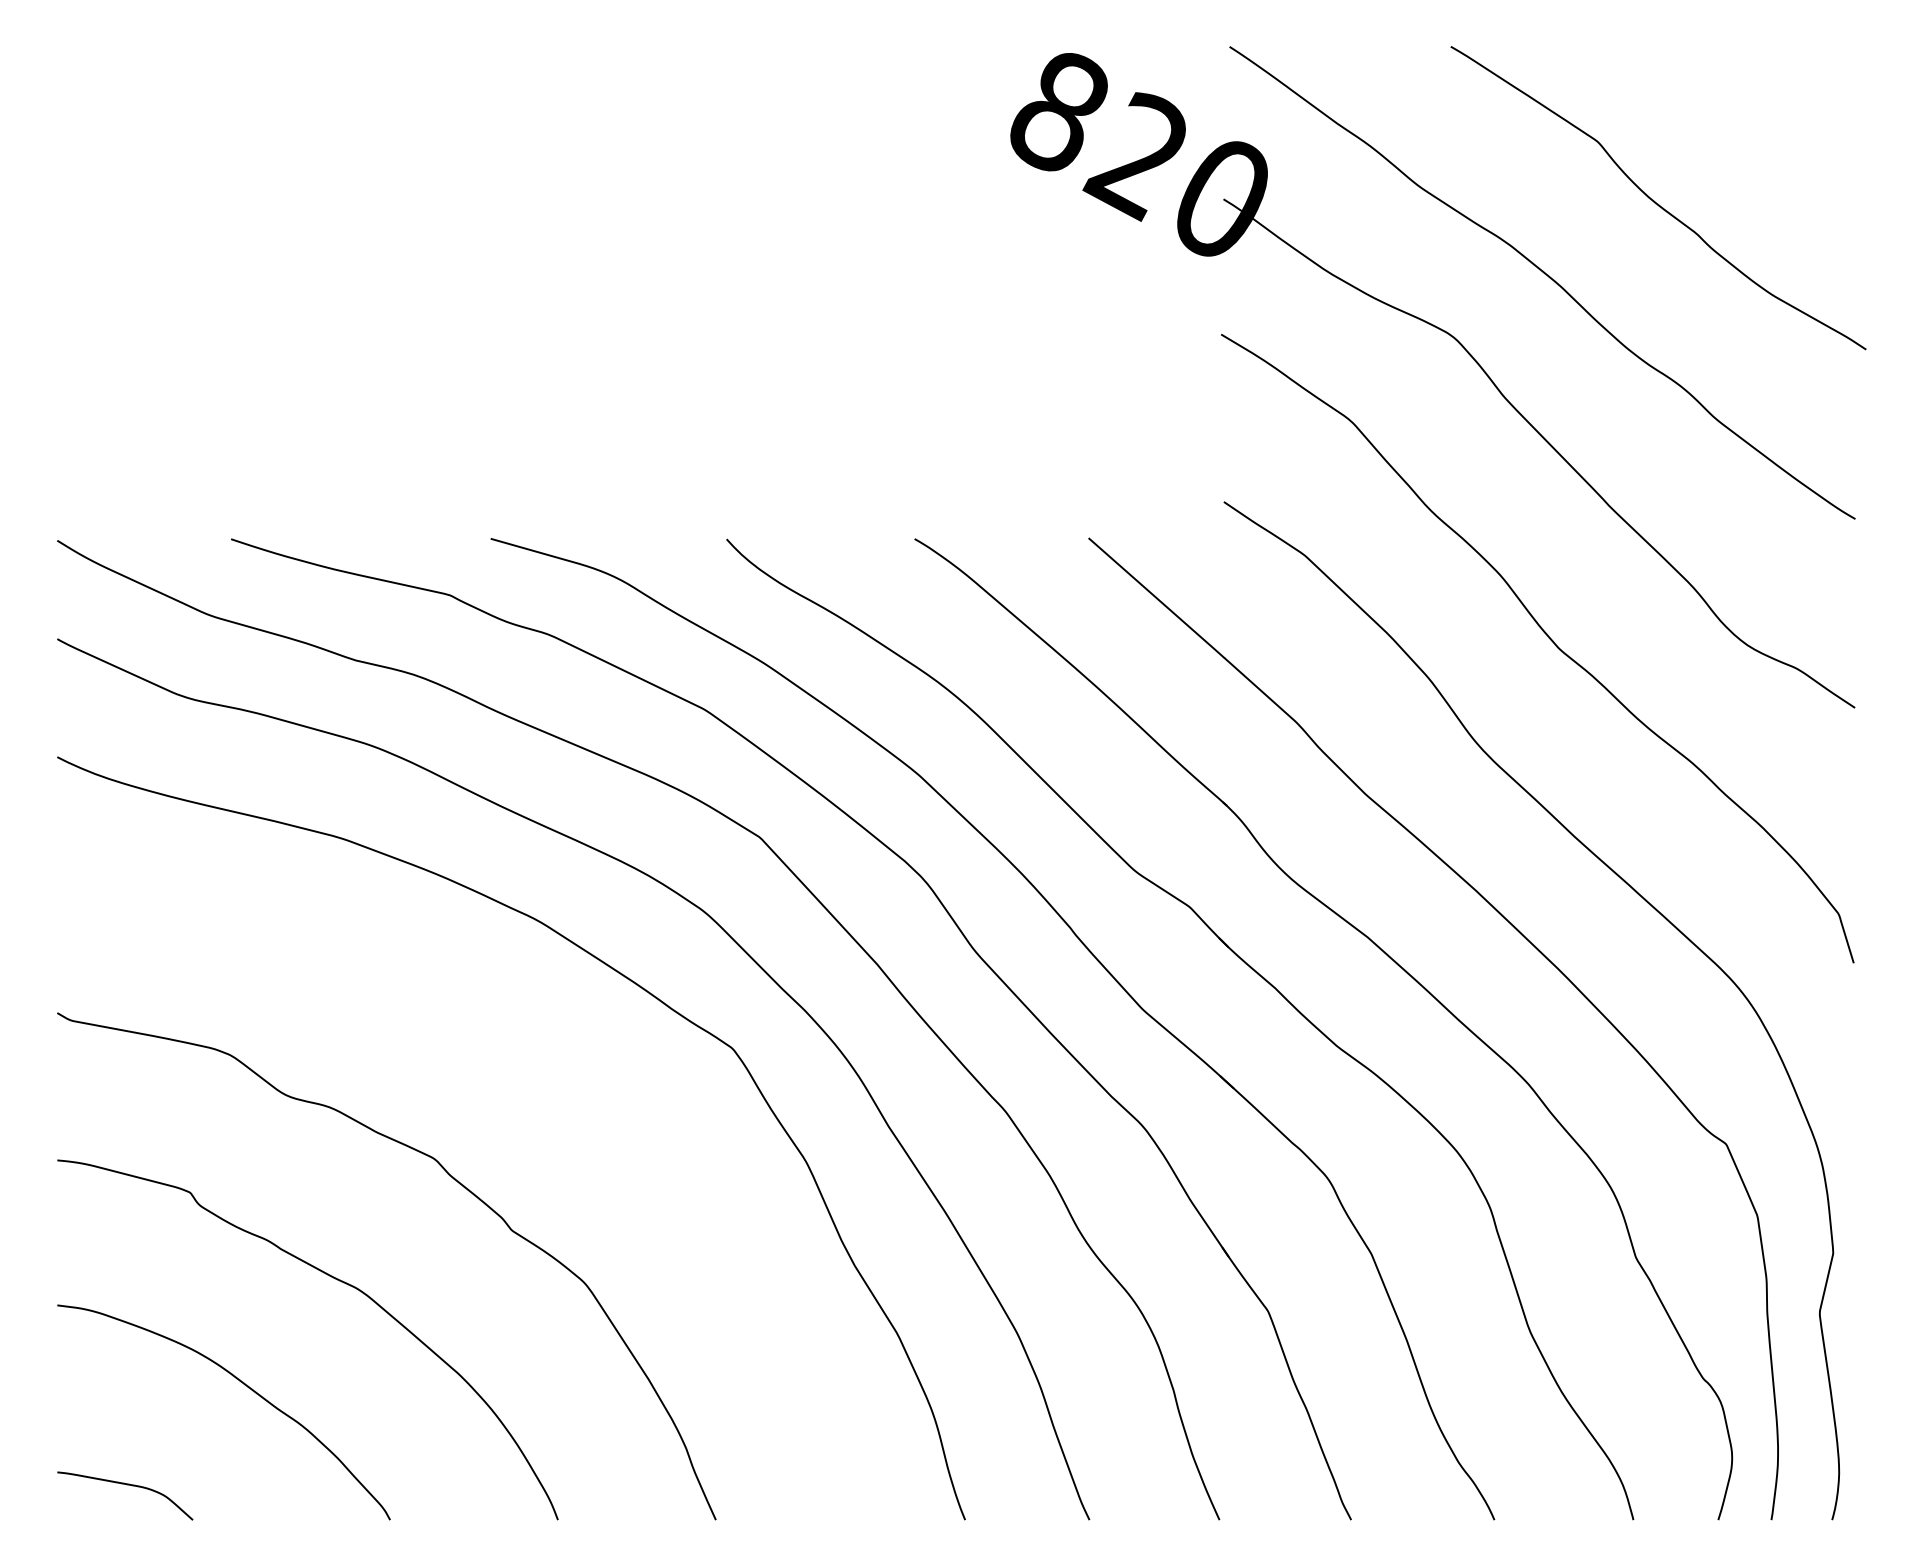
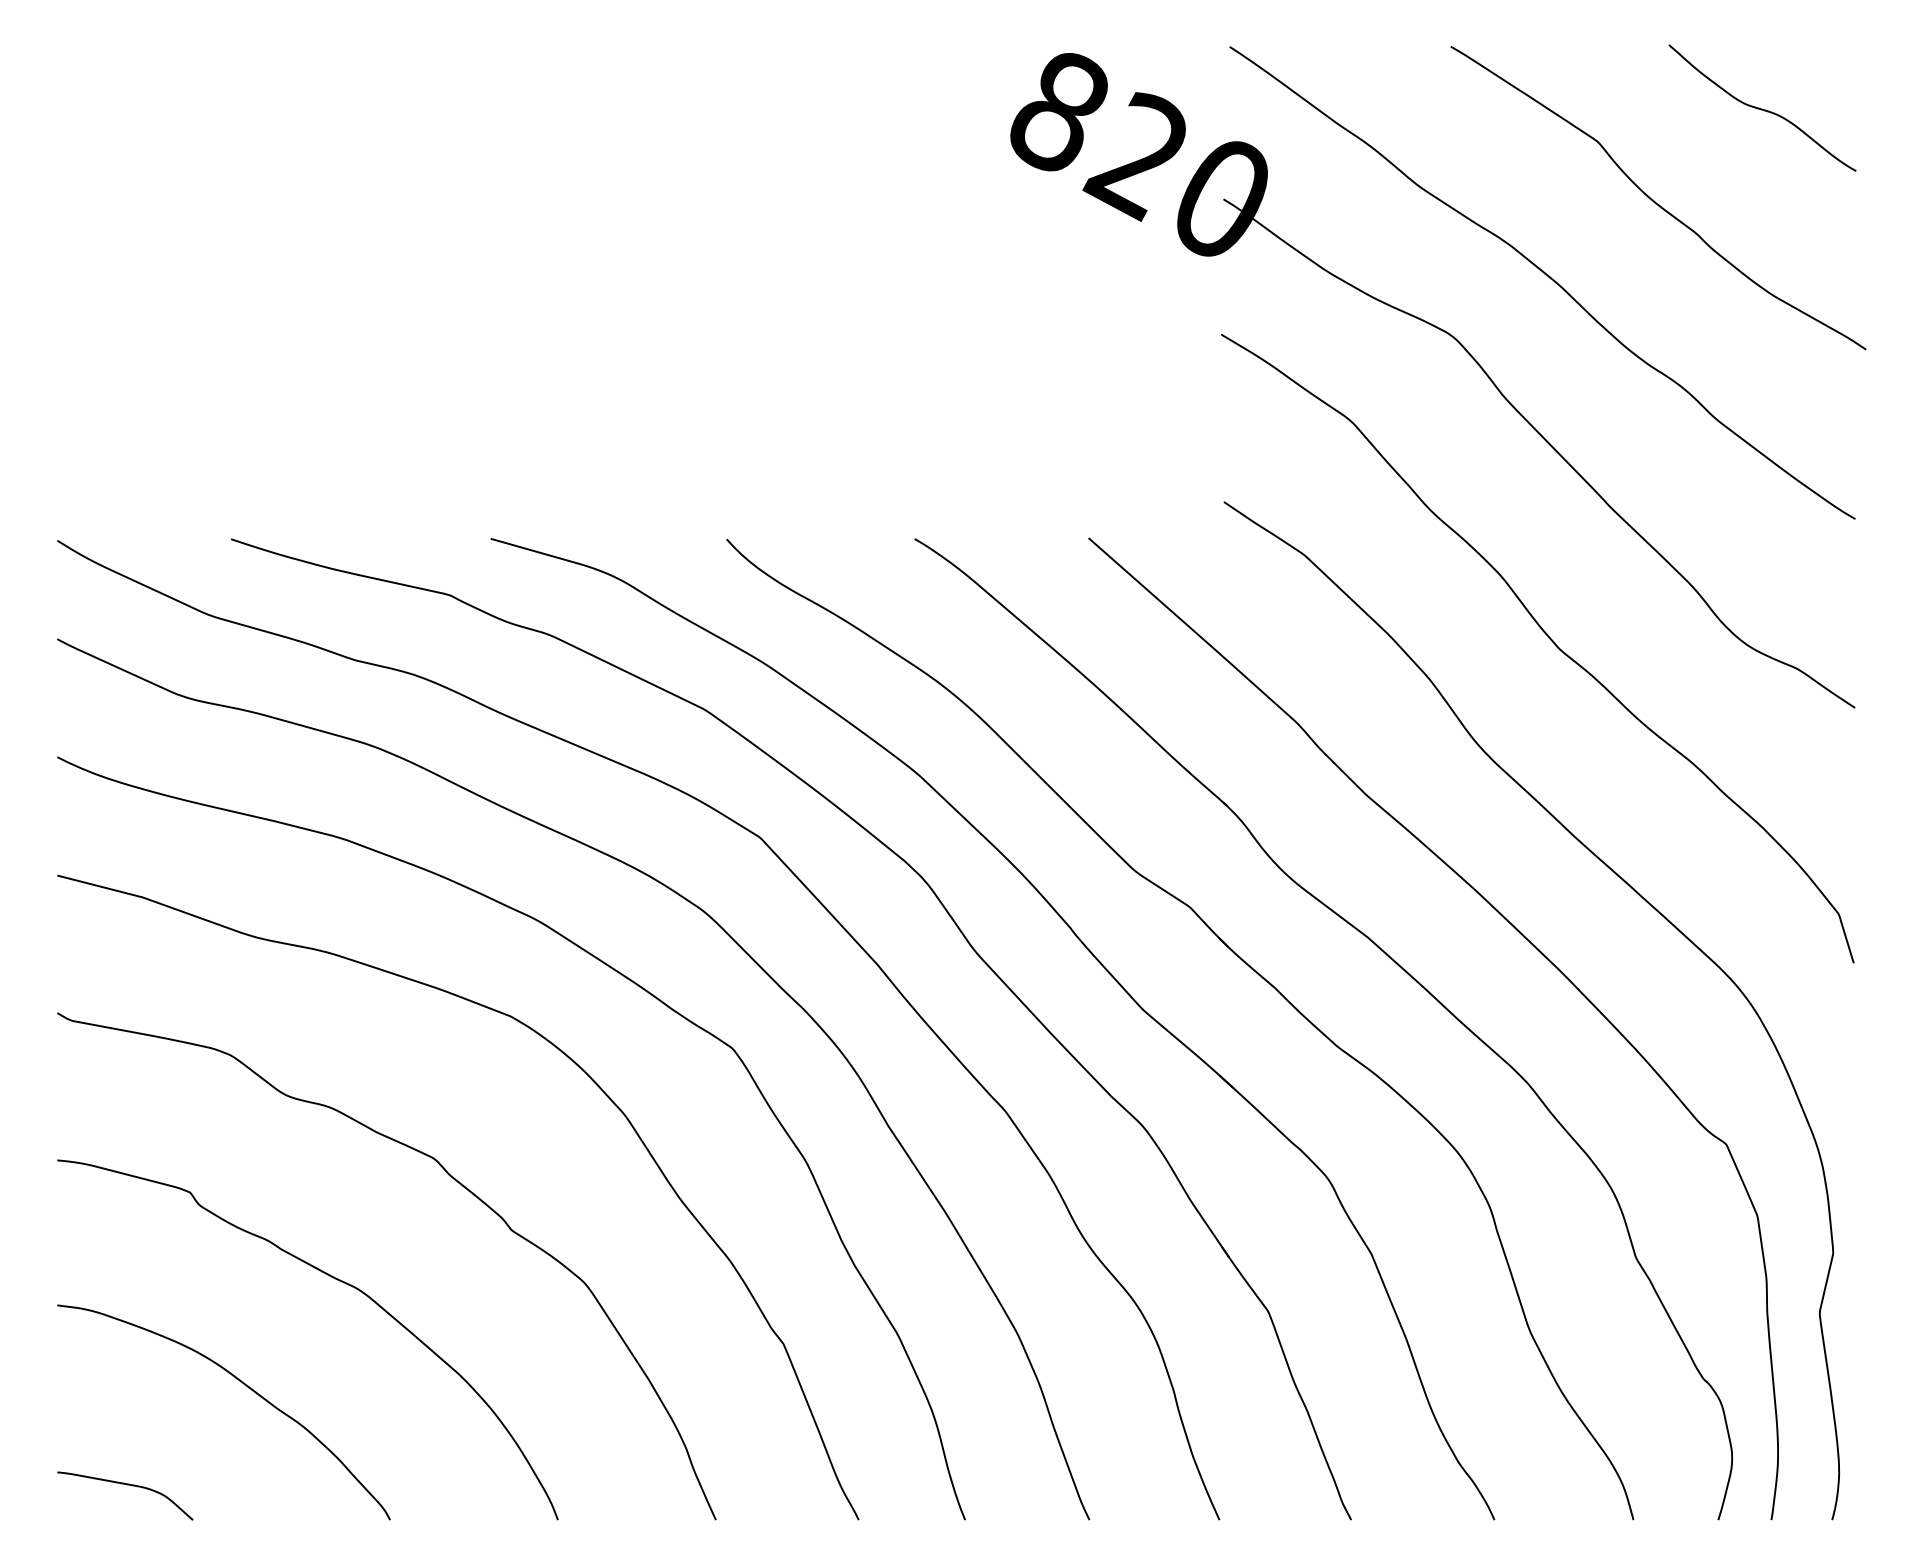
curve: none -> present (1762, 108)
curve: none -> present (580, 1069)
